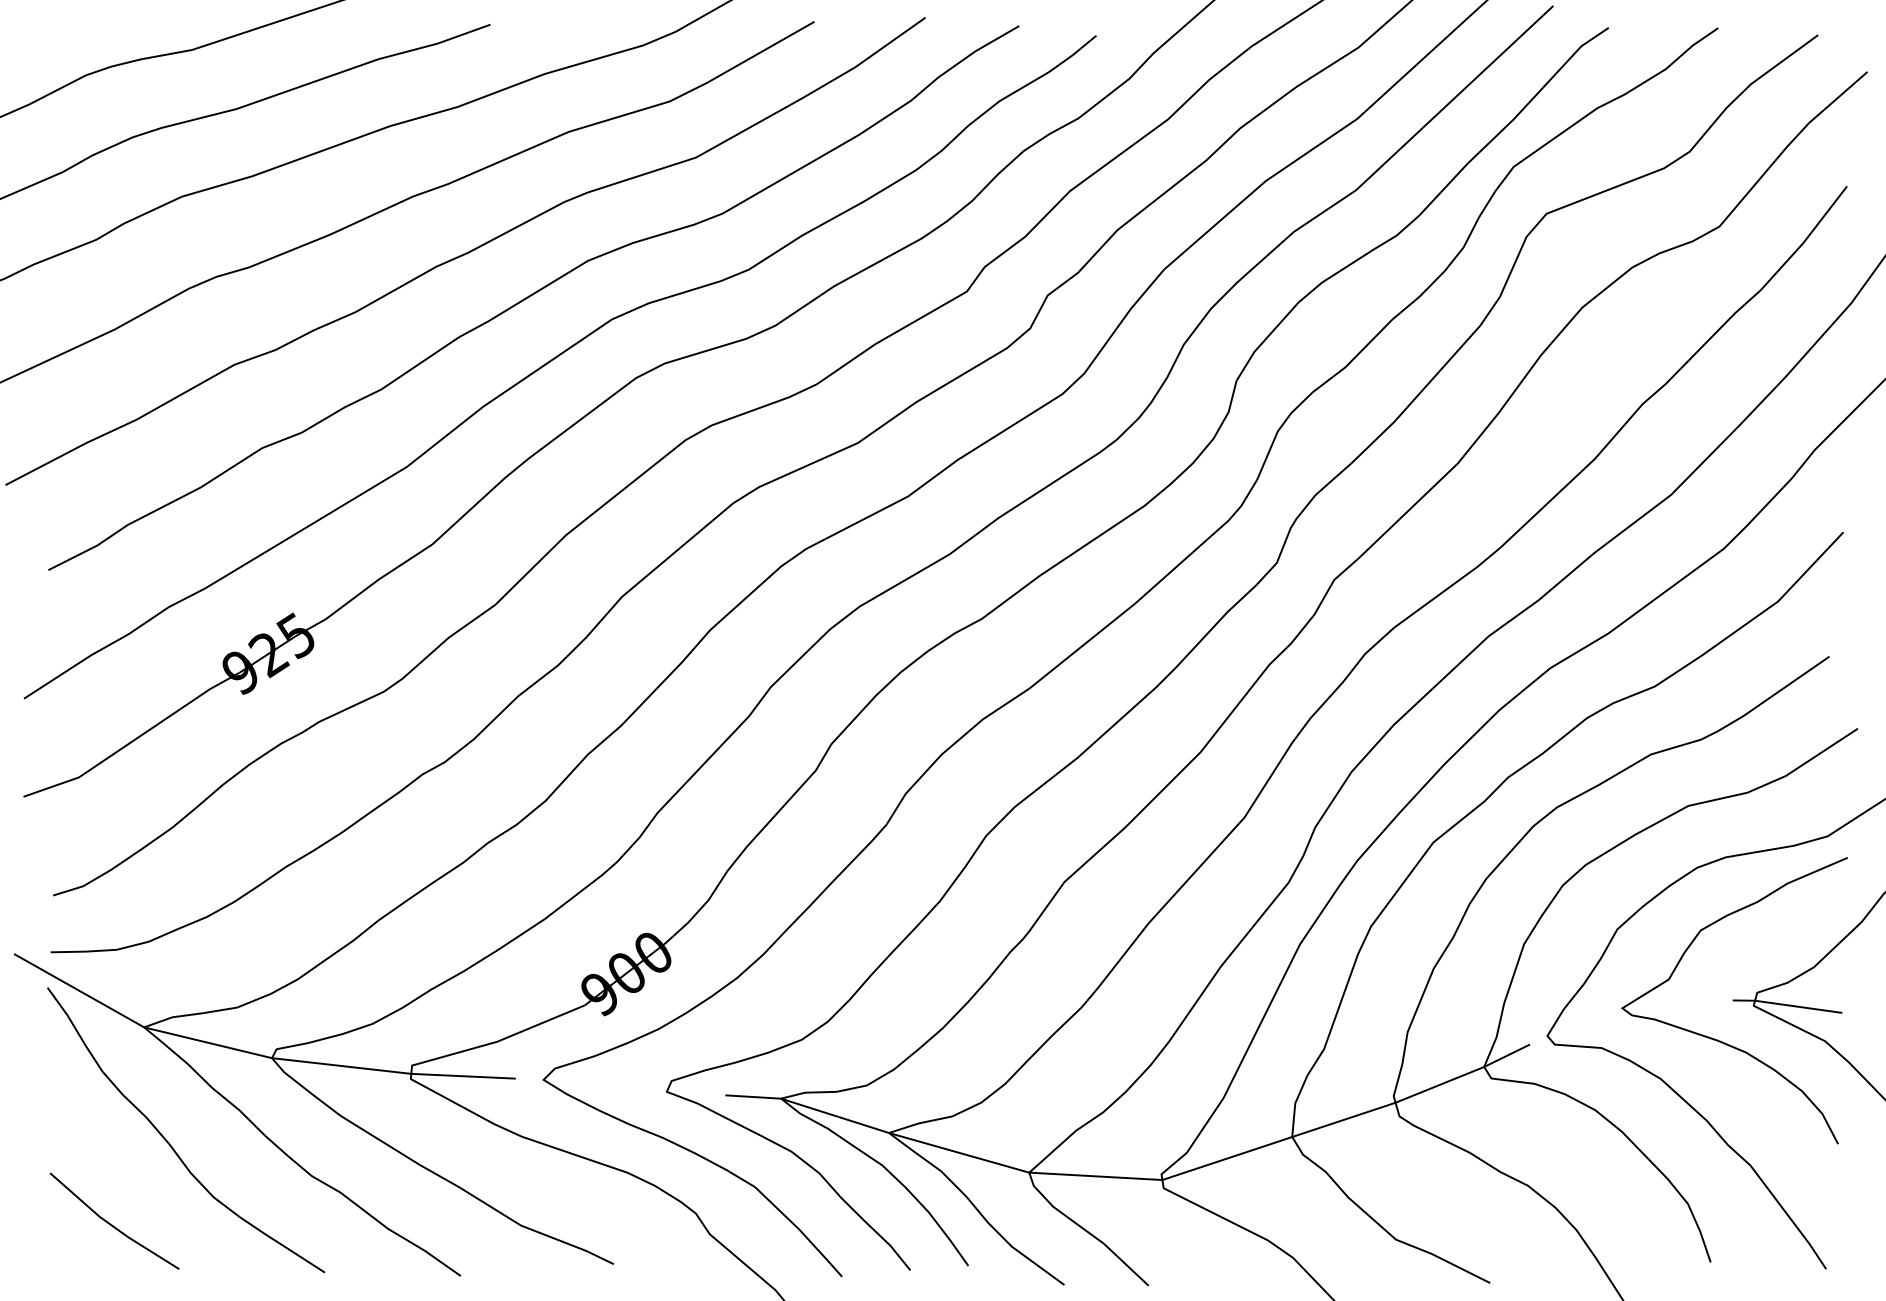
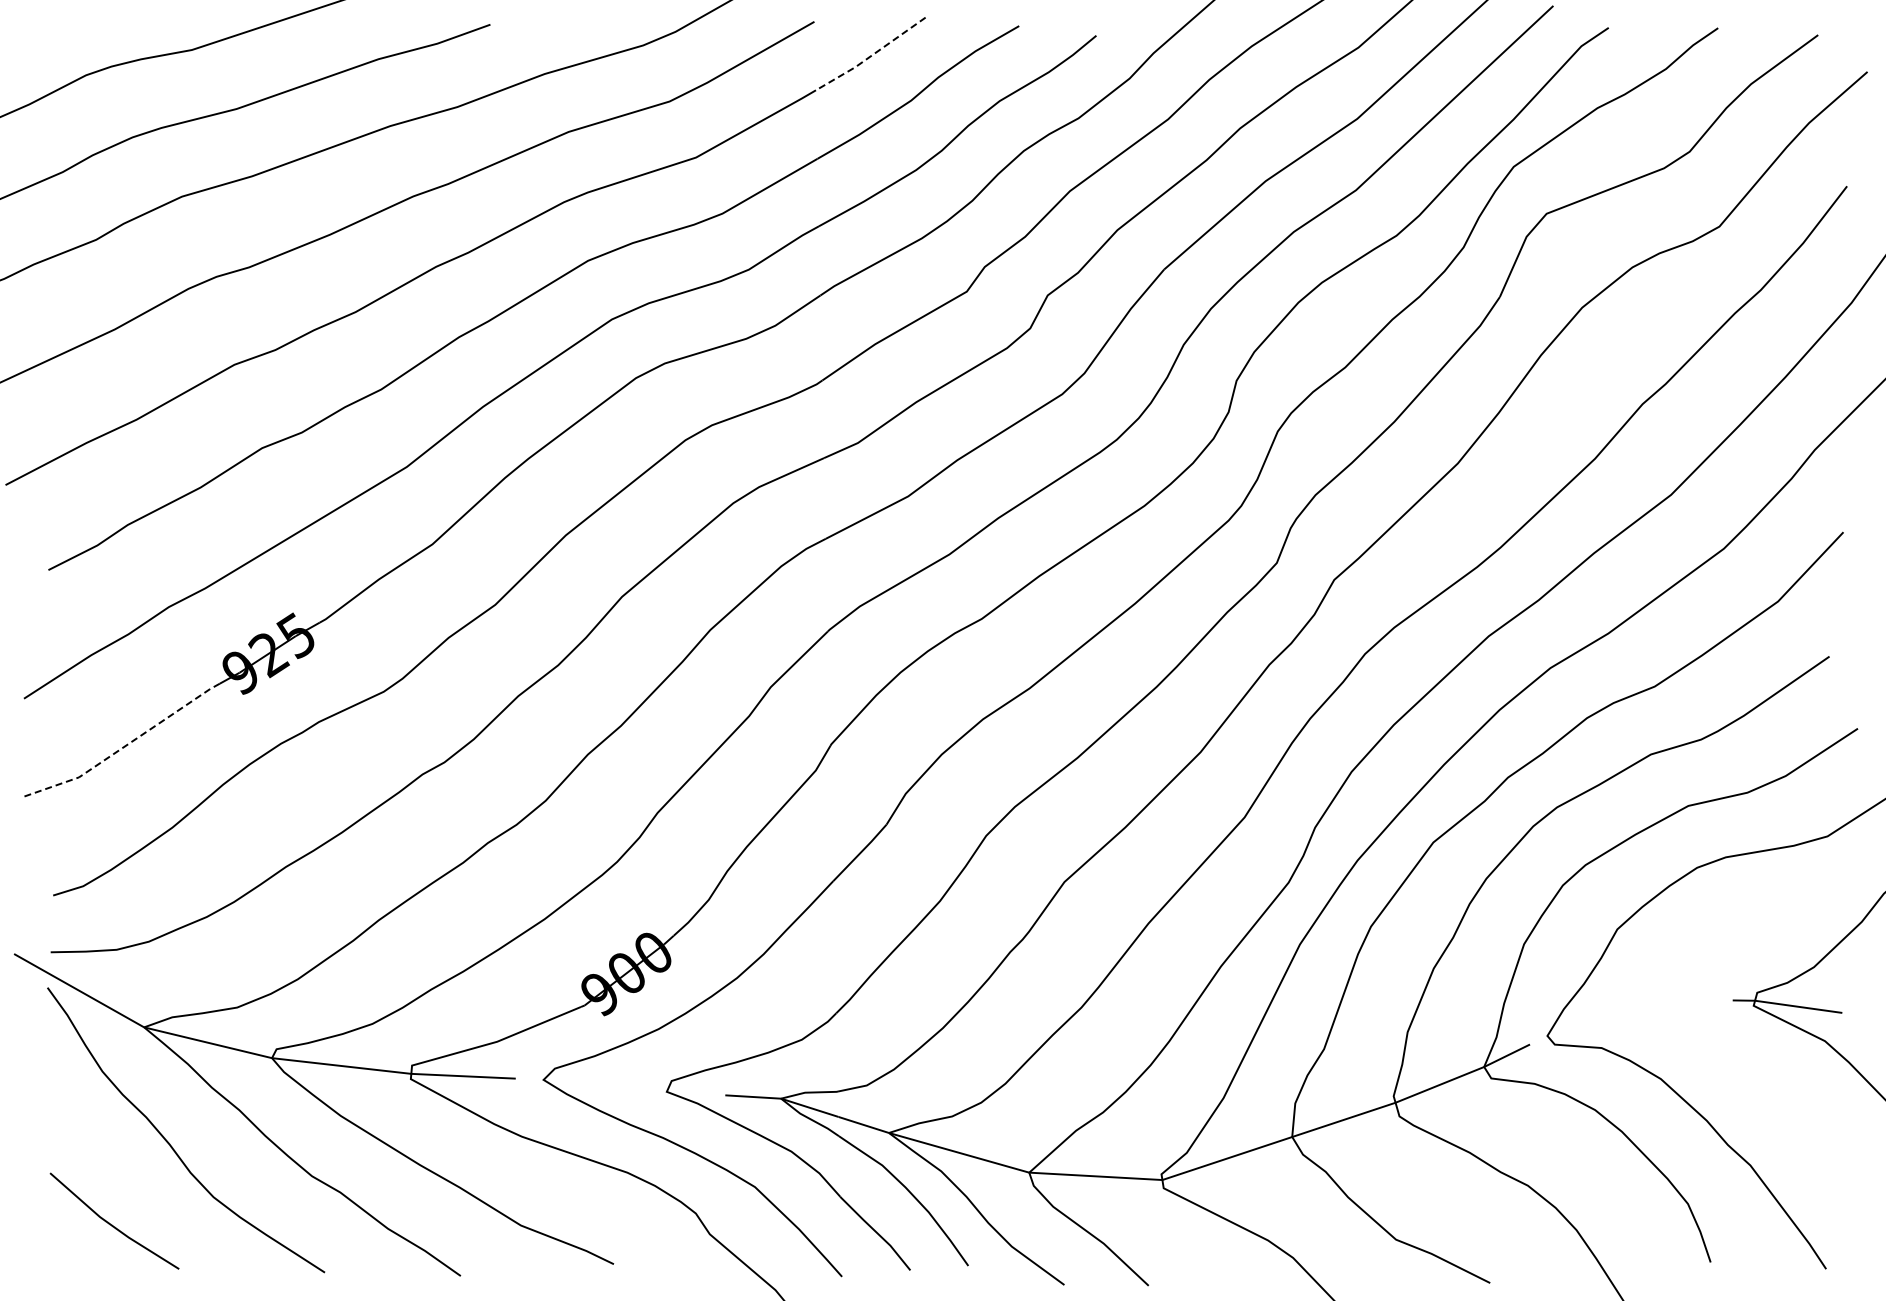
line: solid -> dashed (871, 55)
line: solid -> dashed (125, 746)
curve: present -> none (1720, 1040)
